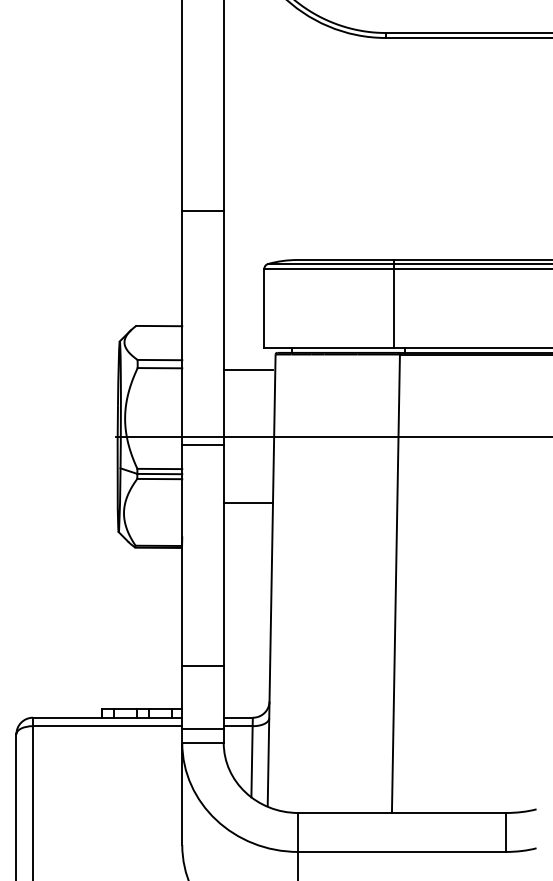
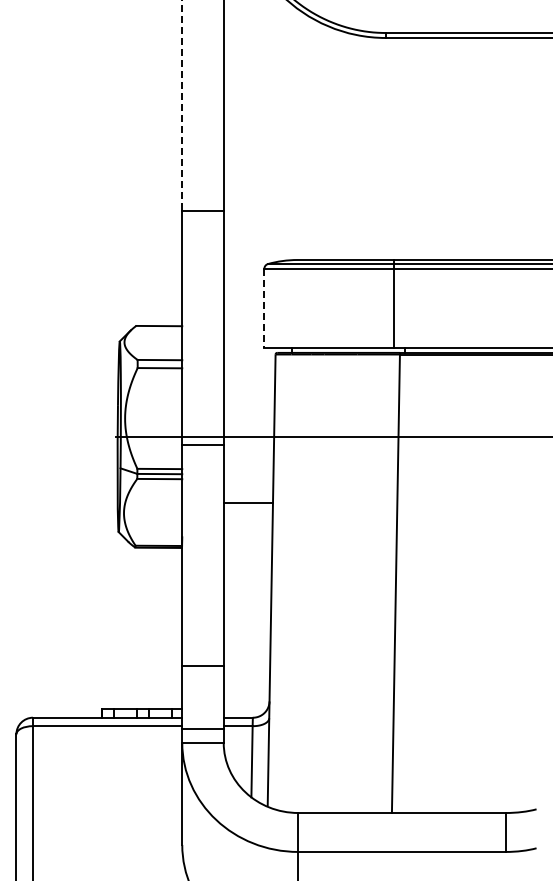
line: solid -> dashed (182, 105)
line: solid -> dashed (264, 308)
line: present -> none (248, 370)
